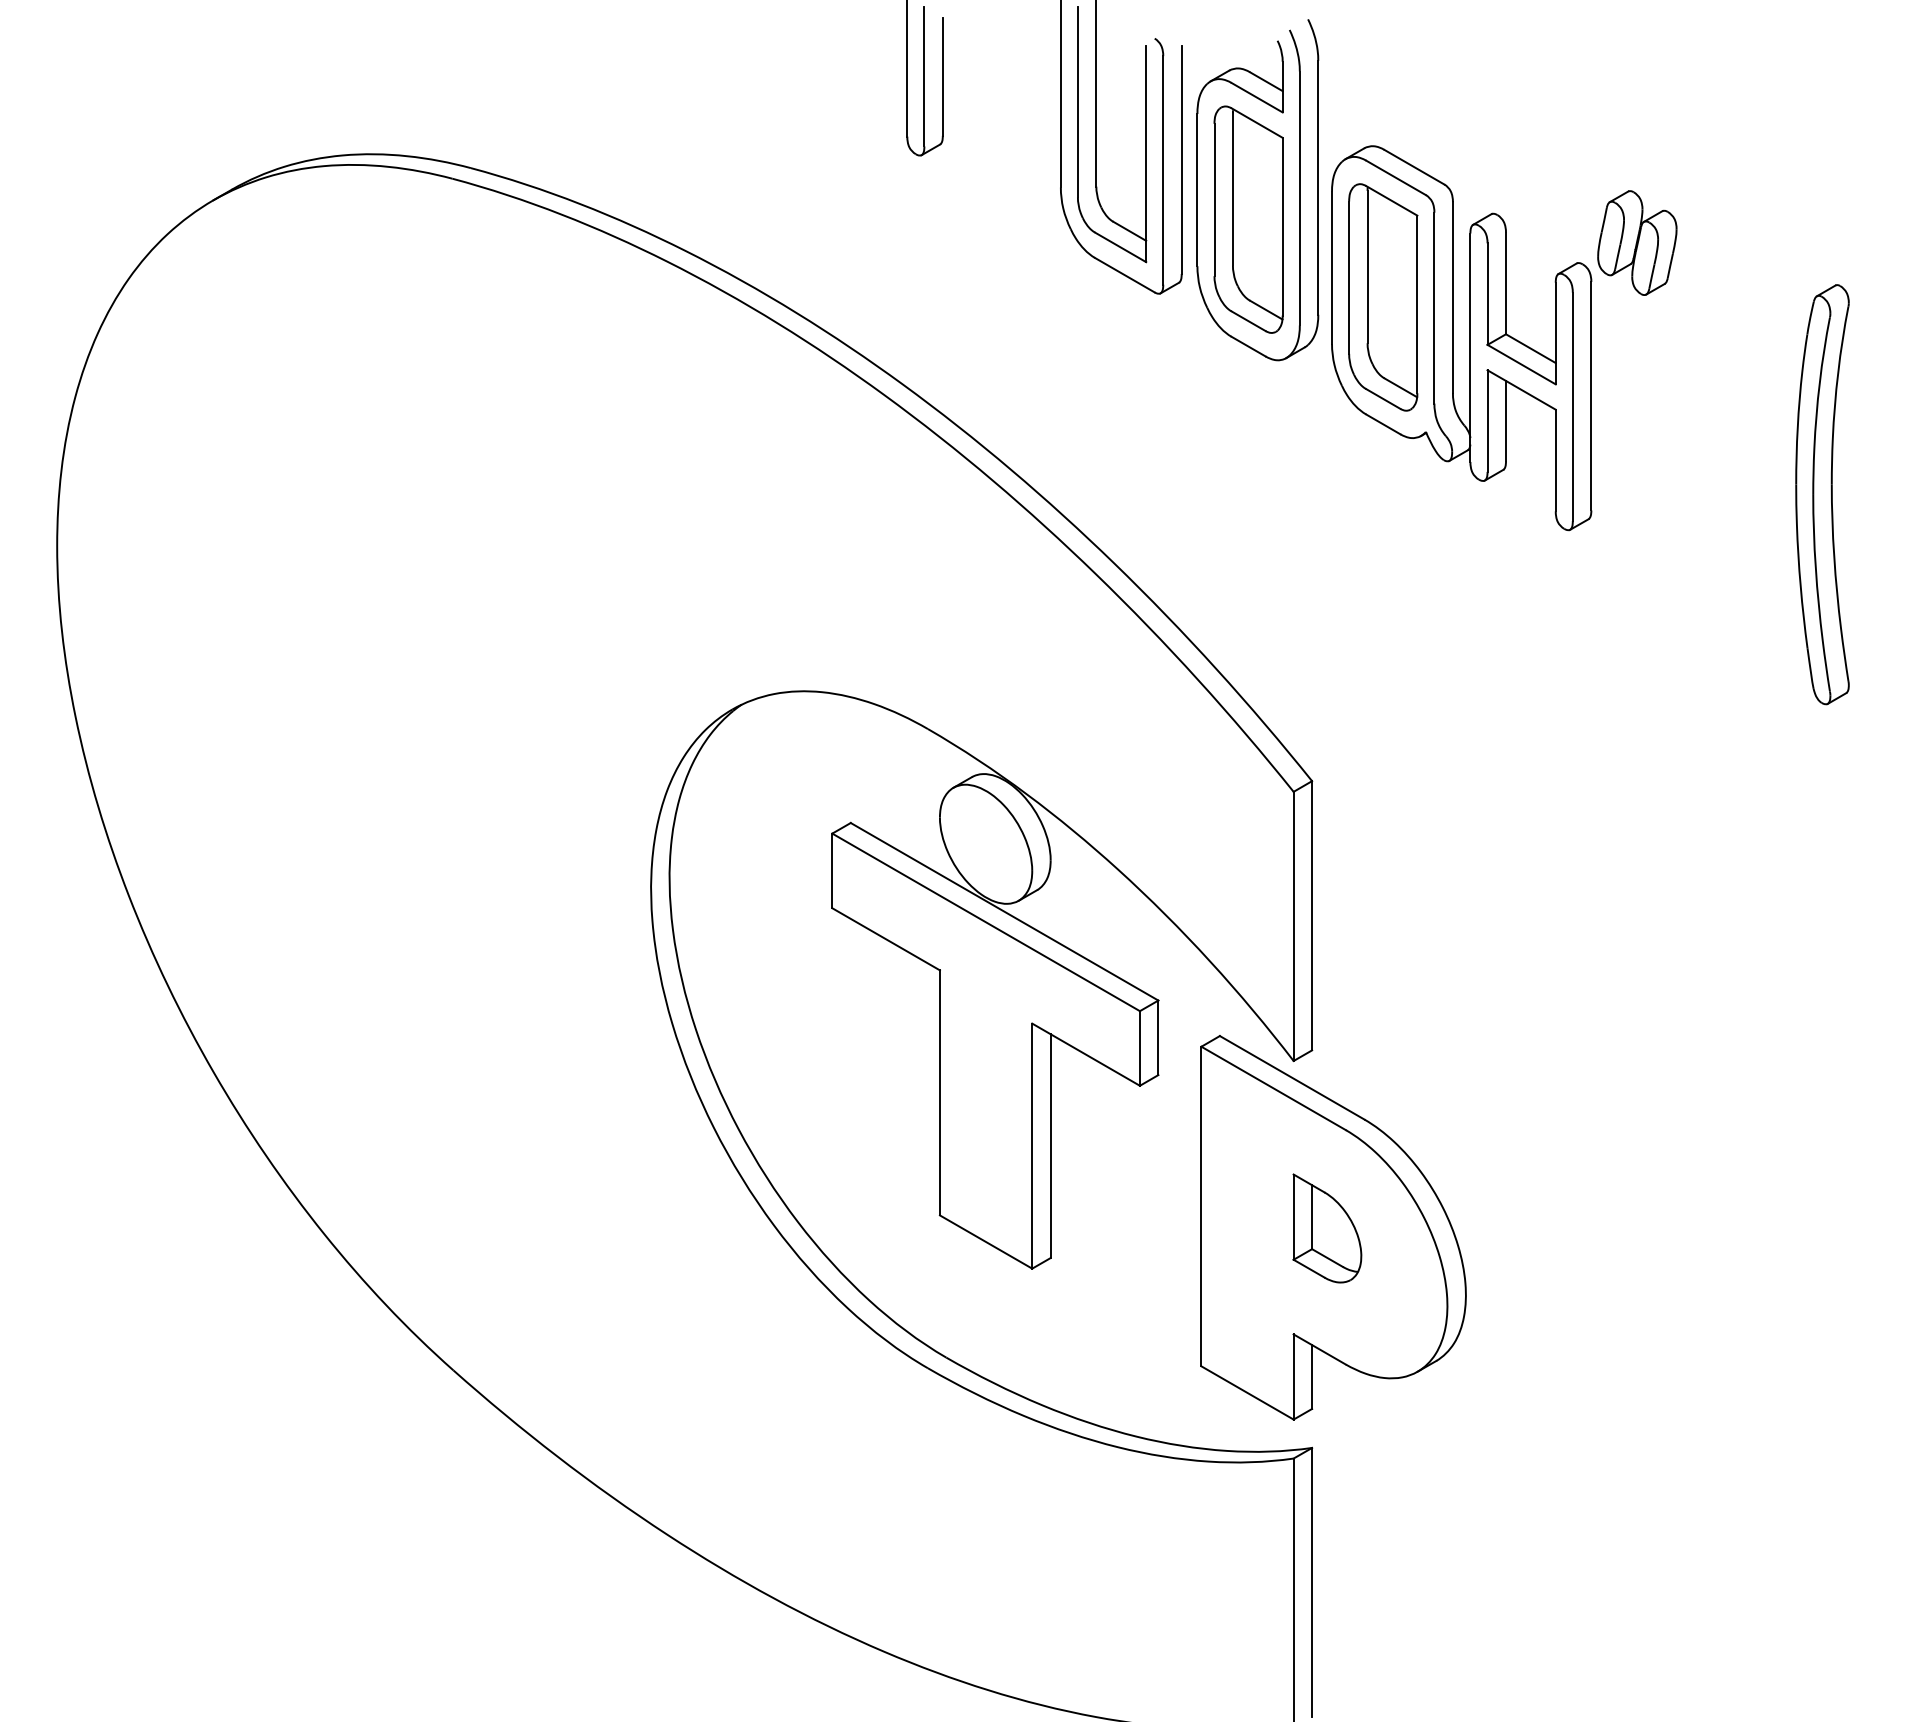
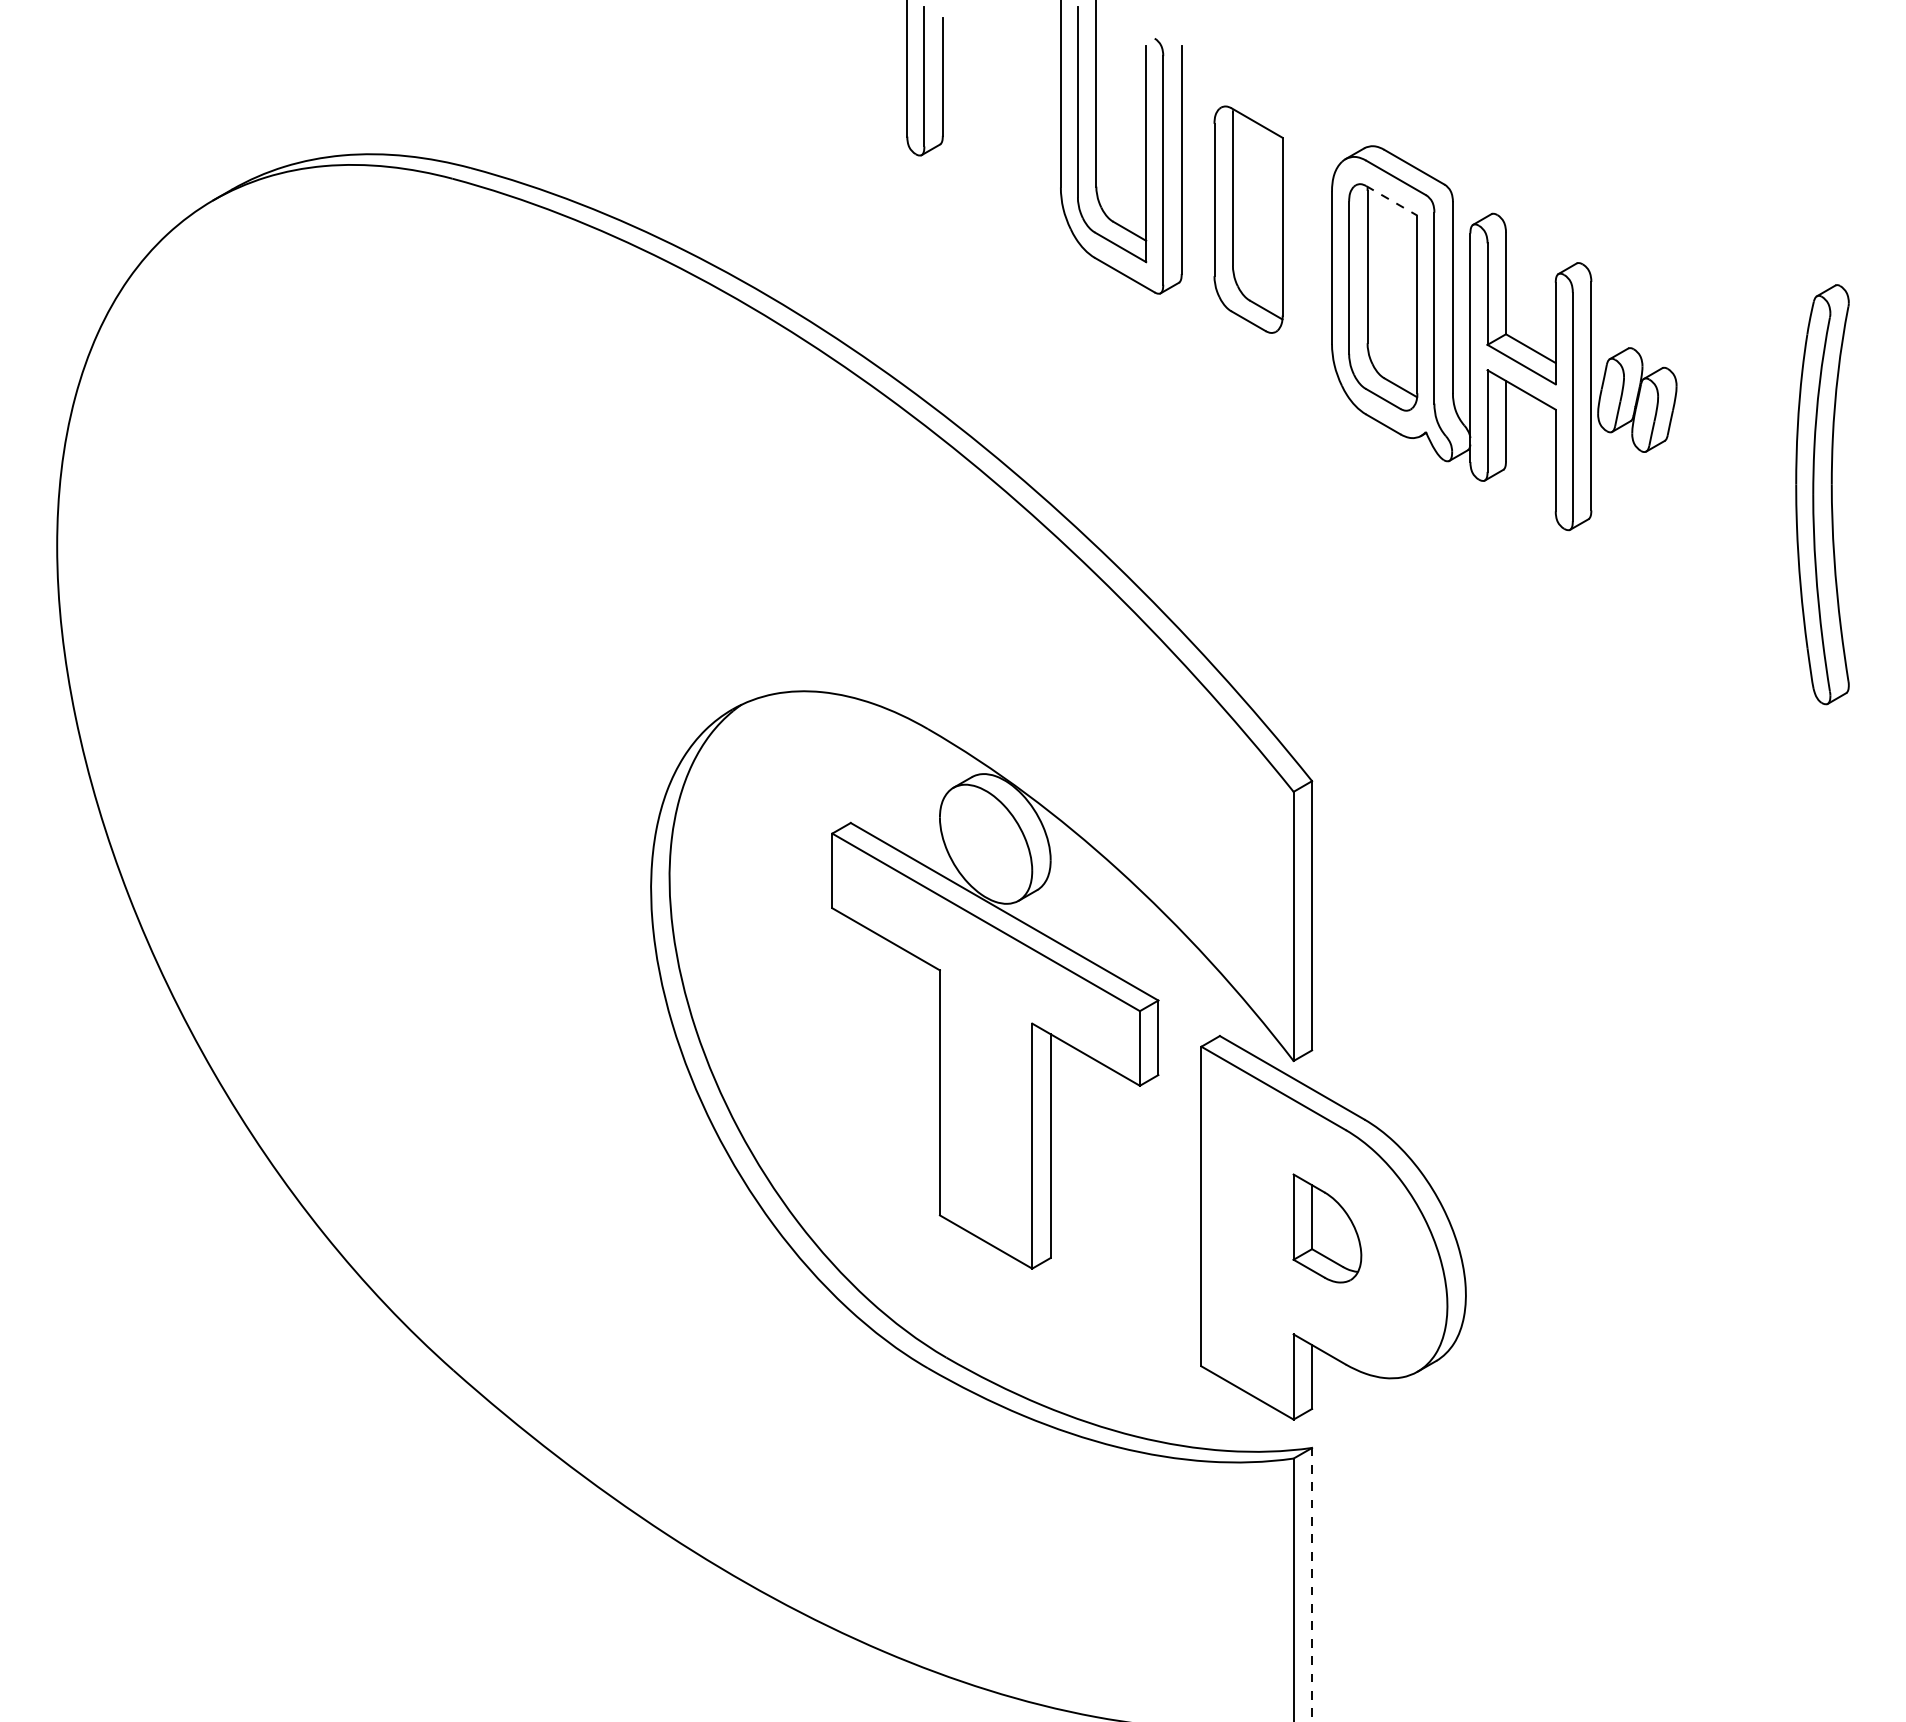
part: present -> none (1299, 190)
line: solid -> dashed (1391, 200)
part position: (1637, 242) -> (1637, 399) (1637, 399)
line: solid -> dashed (1312, 1582)
